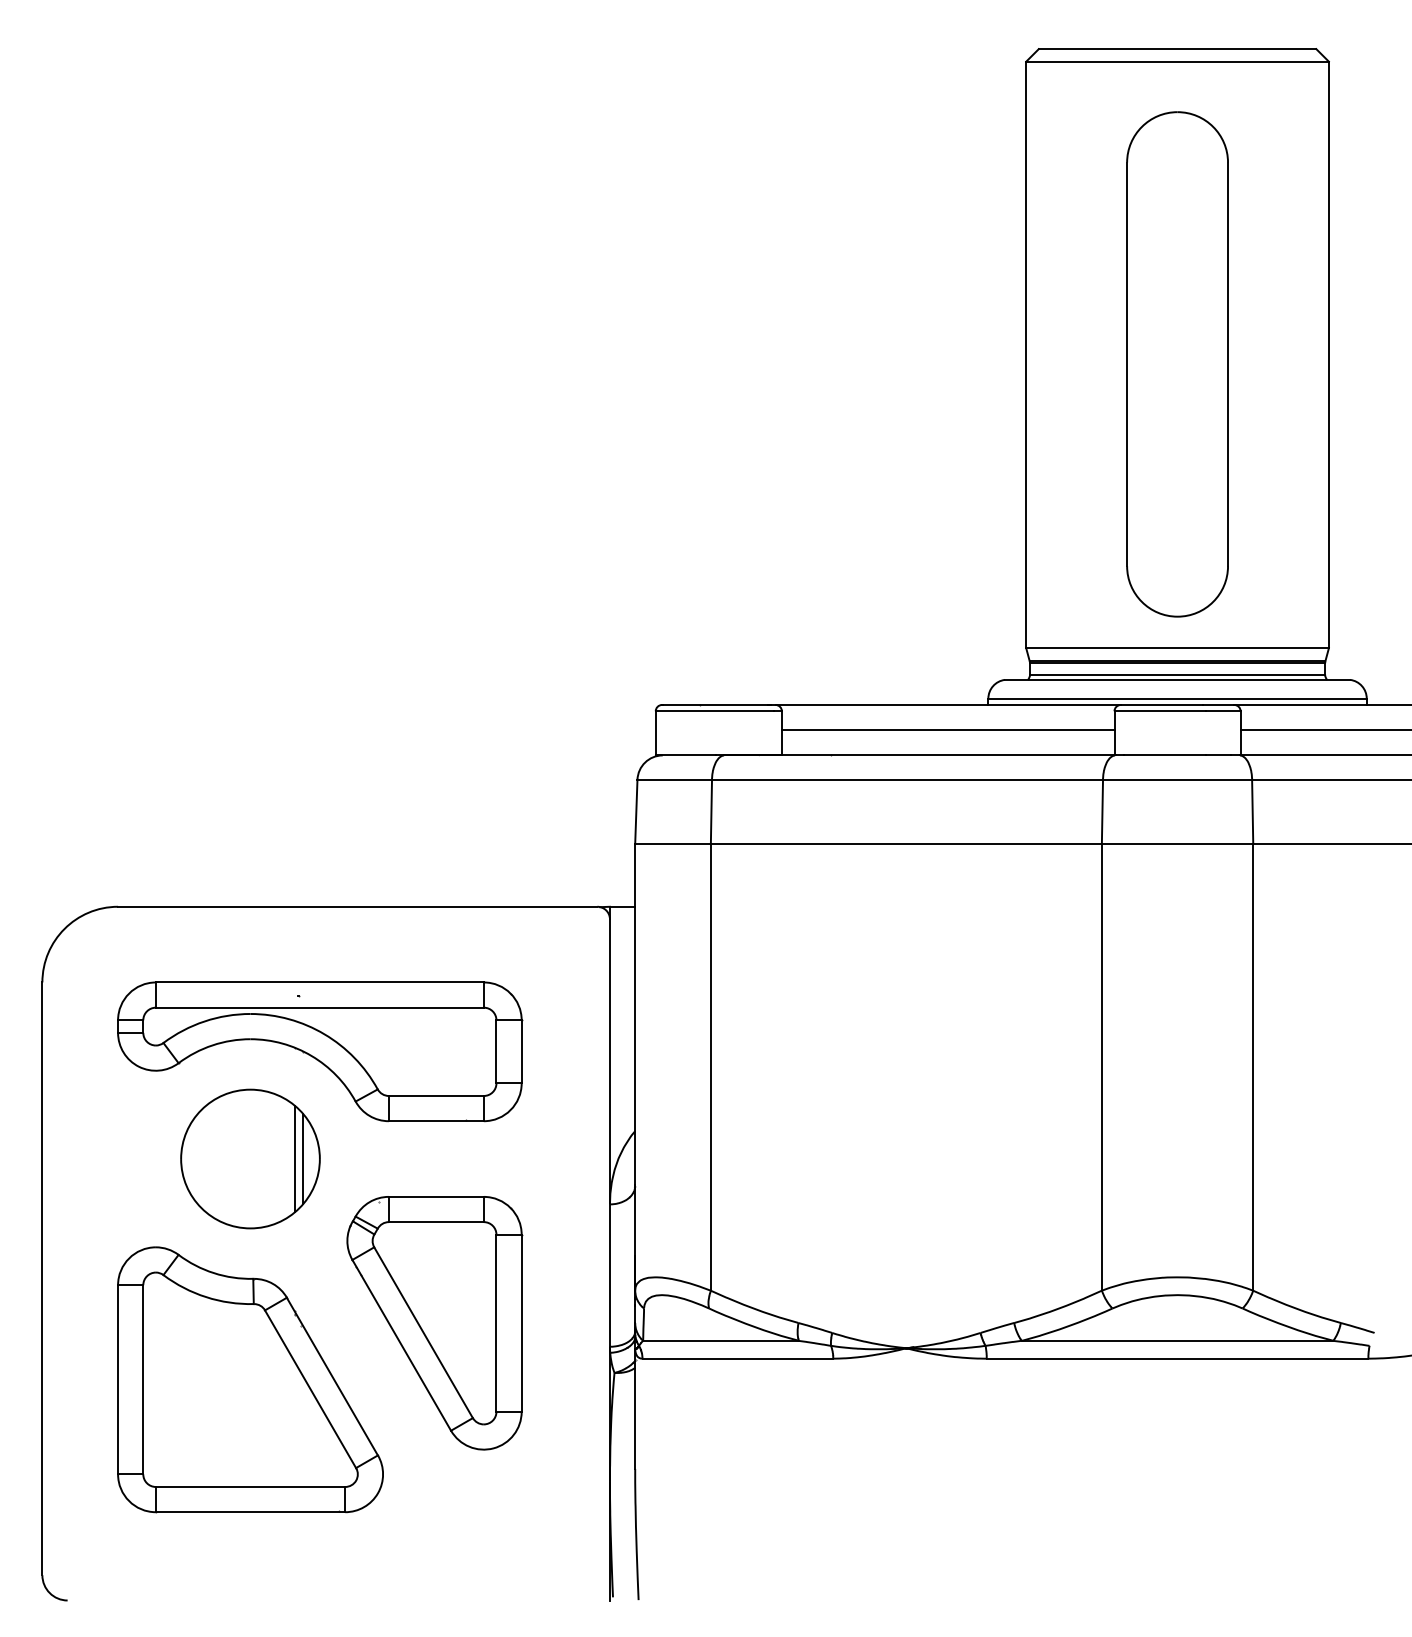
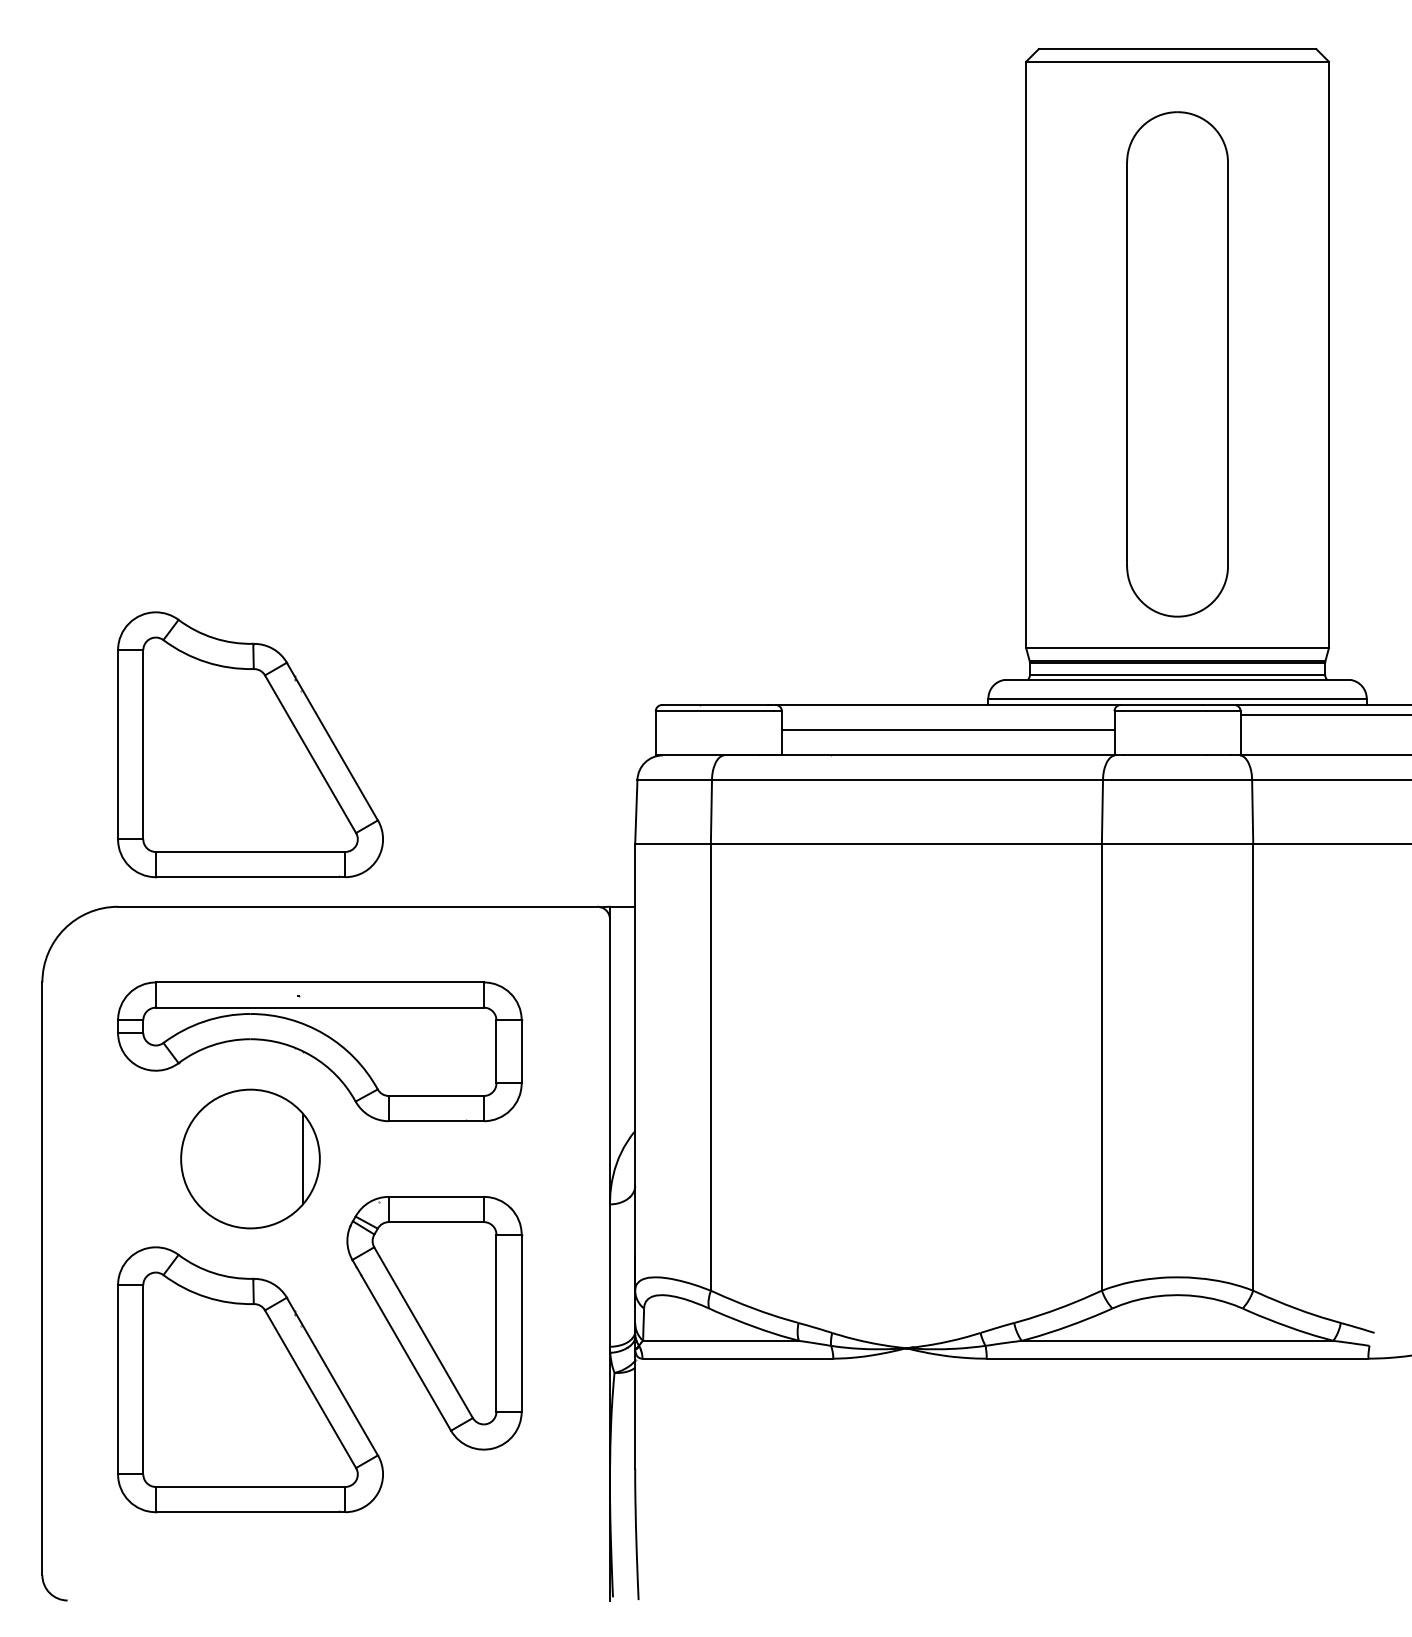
line position: (1324, 730) -> (1324, 715) (1324, 715)
part: none -> present (250, 744)
line: present -> none (294, 1158)
